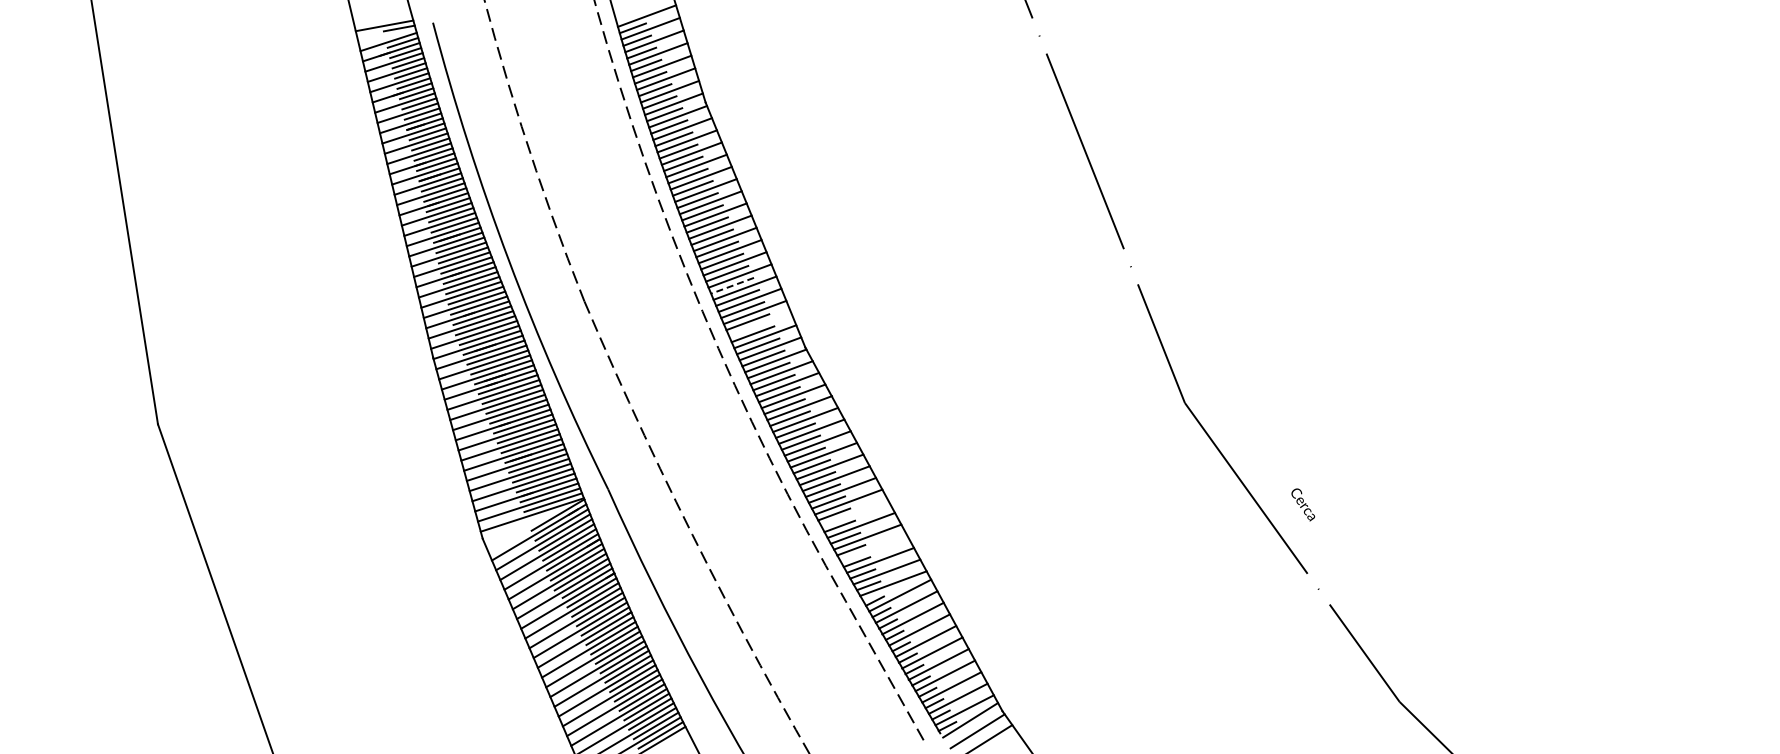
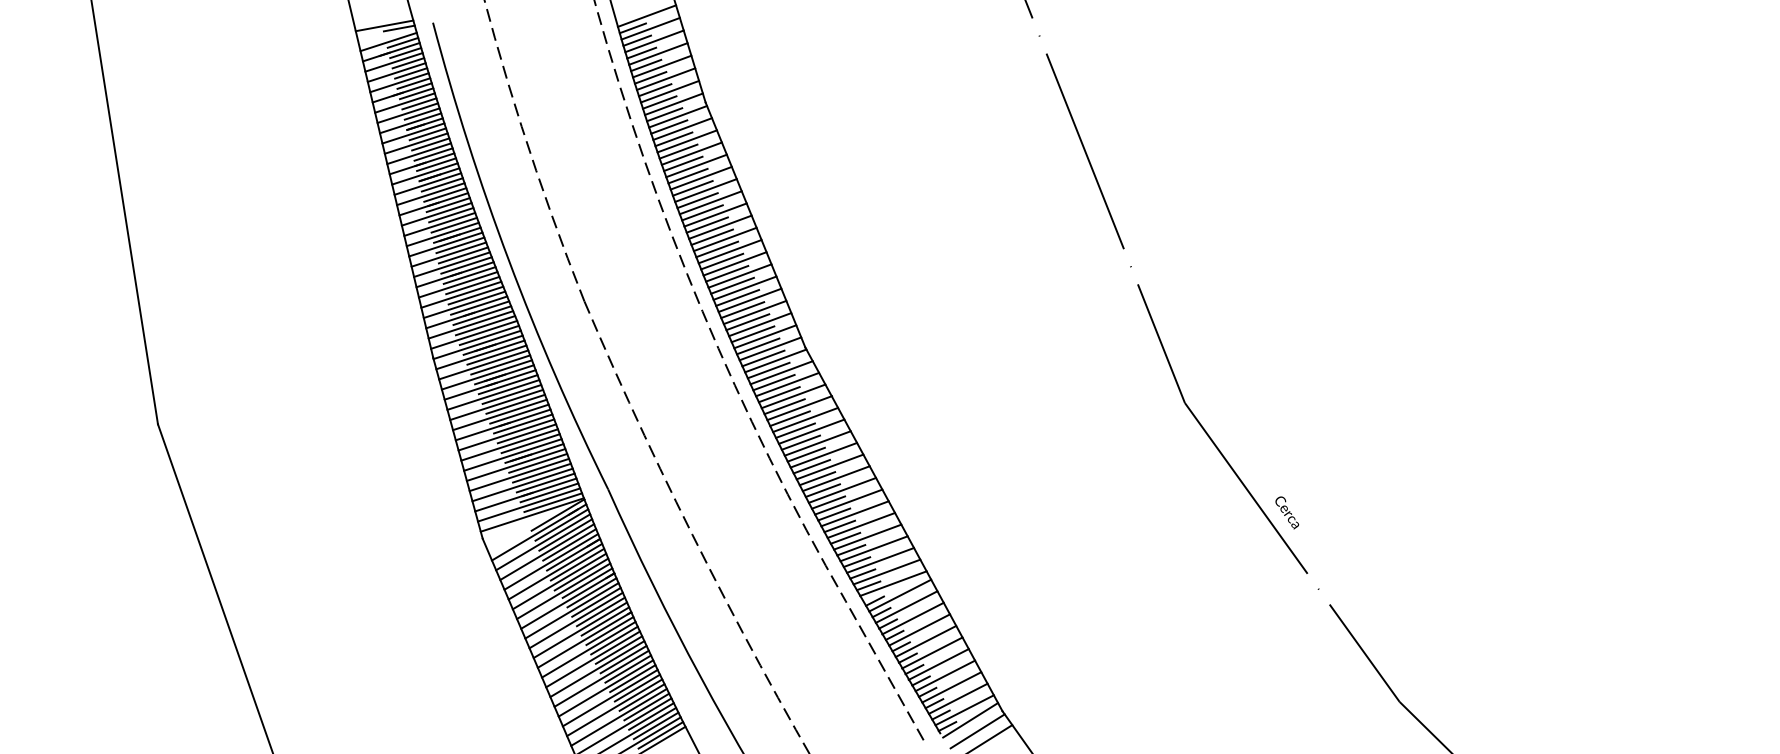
line: dashed -> solid (732, 285)
line: none -> present (760, 324)
text position: (1303, 504) -> (1287, 512) (1287, 512)
line: none -> present (854, 513)
line: none -> present (873, 548)
